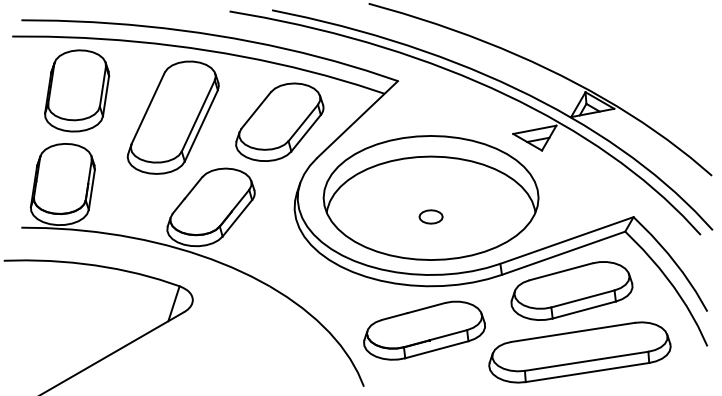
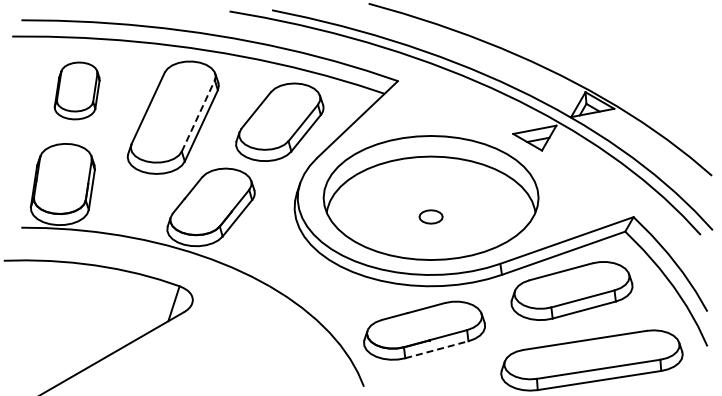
part size: 67x84 px -> 48x60 px (76, 90)
line: solid -> dashed (198, 115)
line: solid -> dashed (436, 349)
part position: (579, 352) -> (591, 360) (591, 360)
